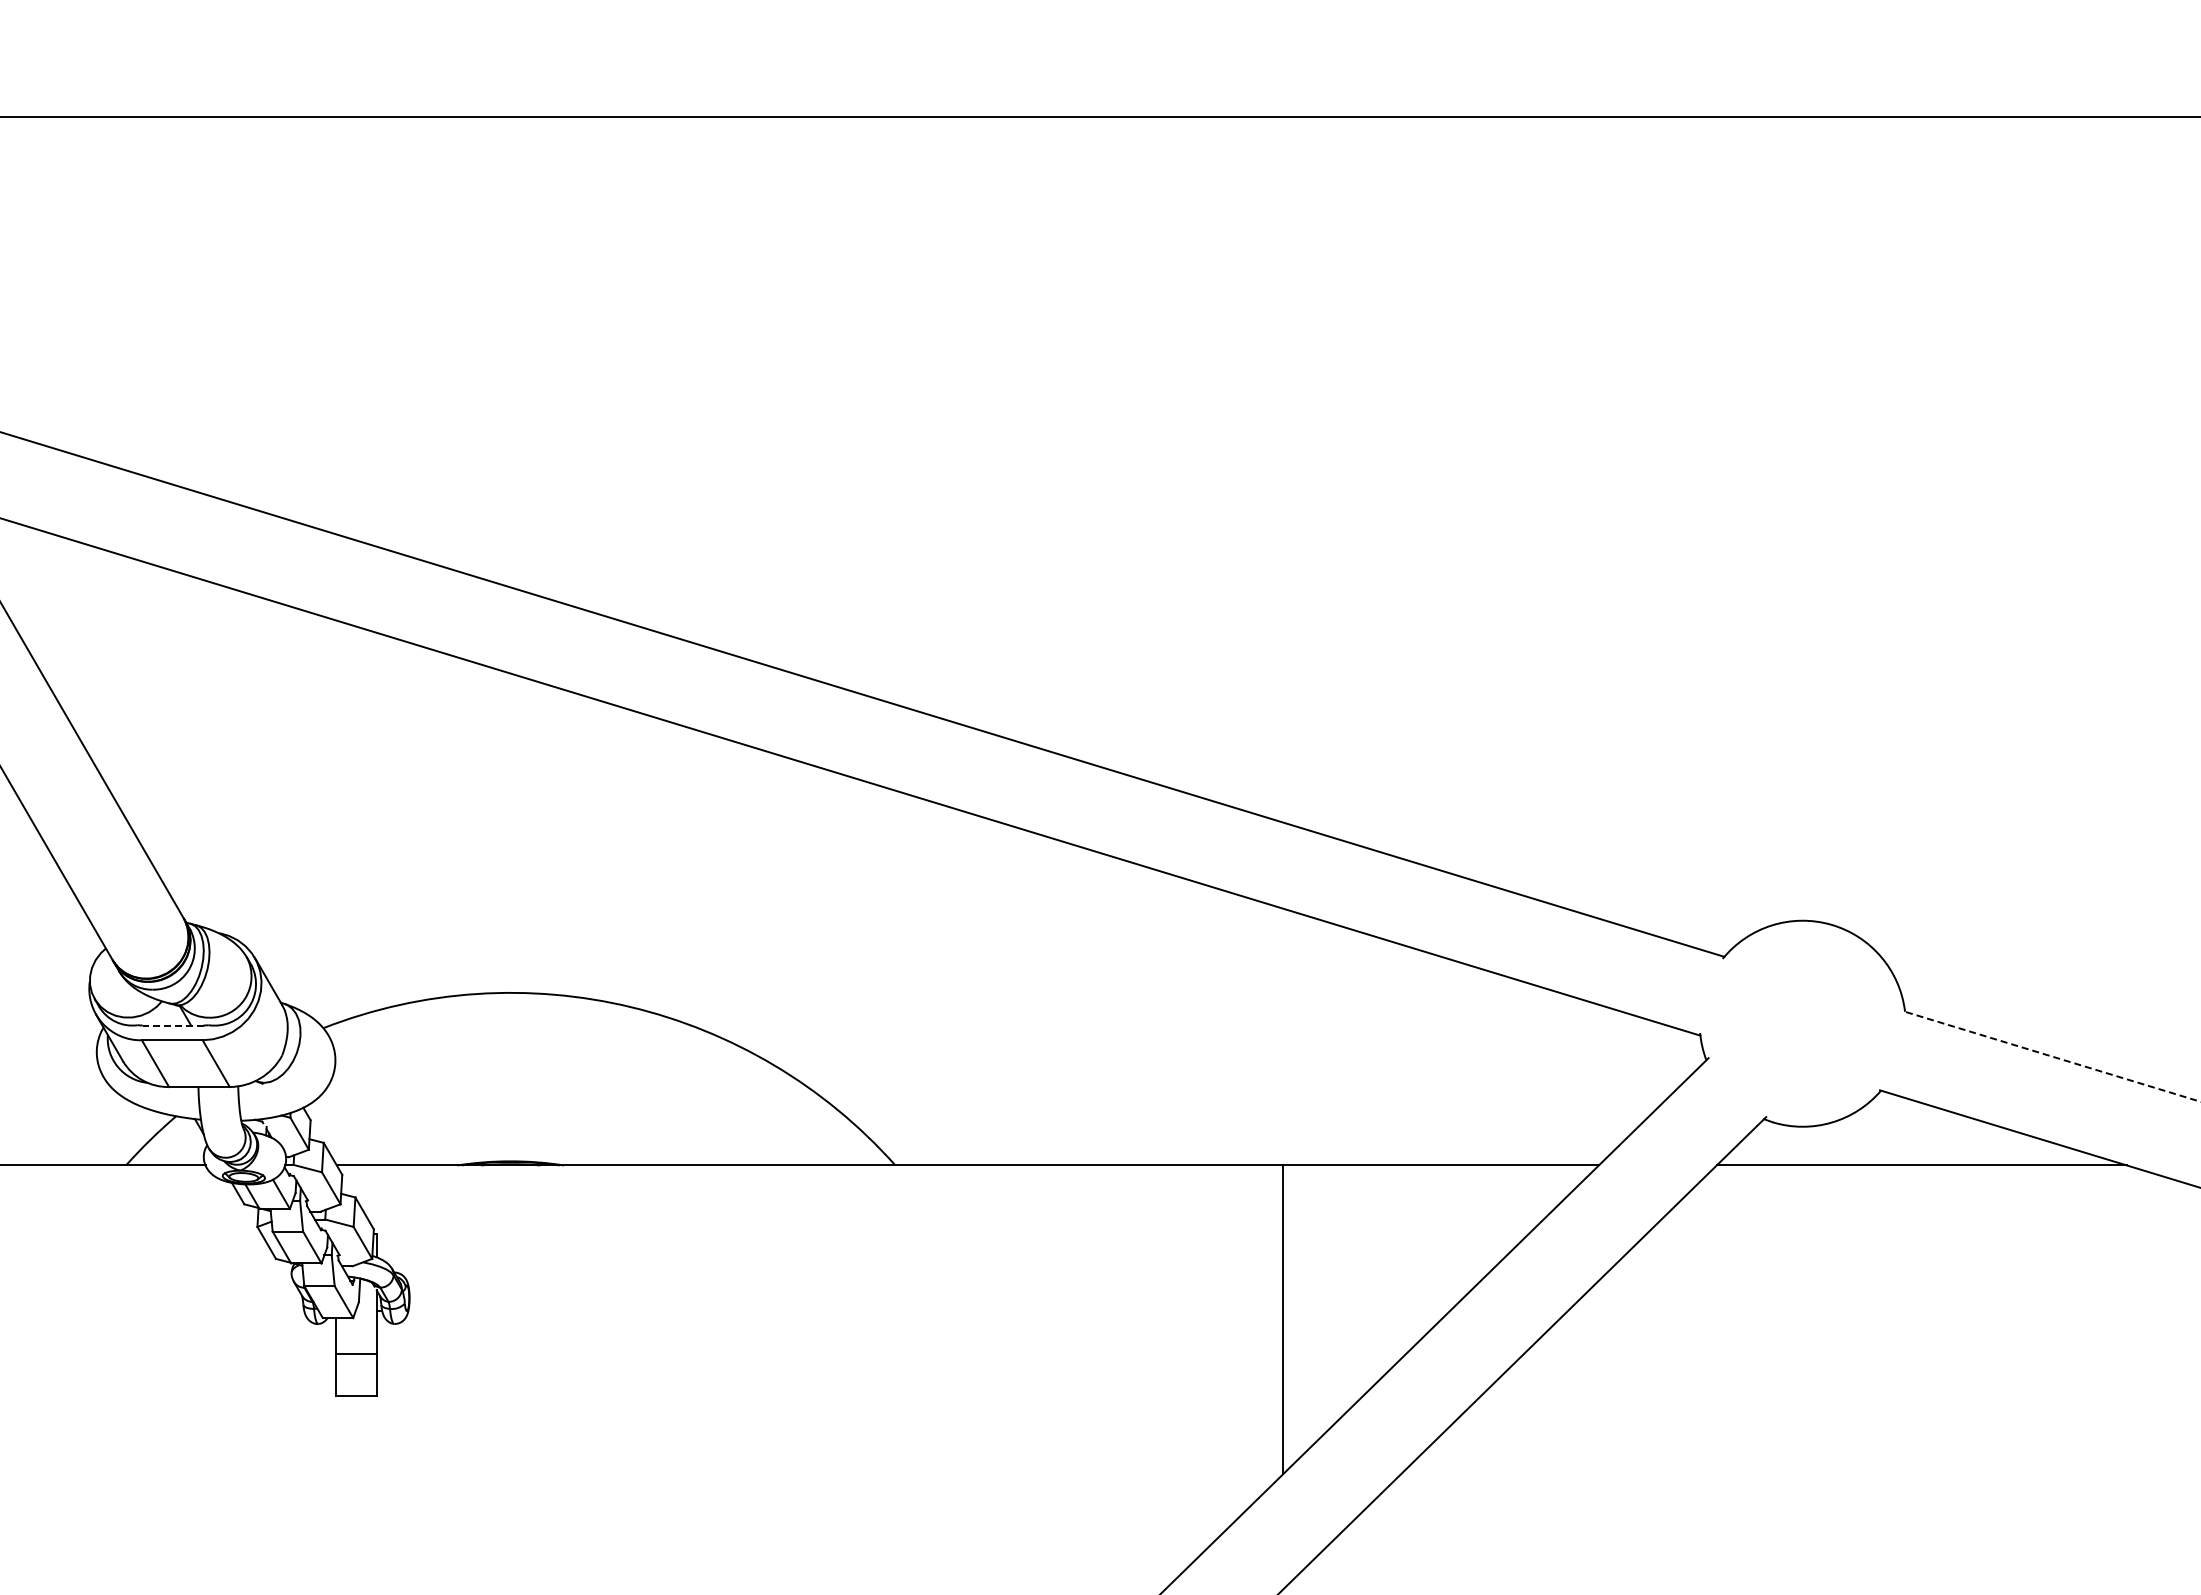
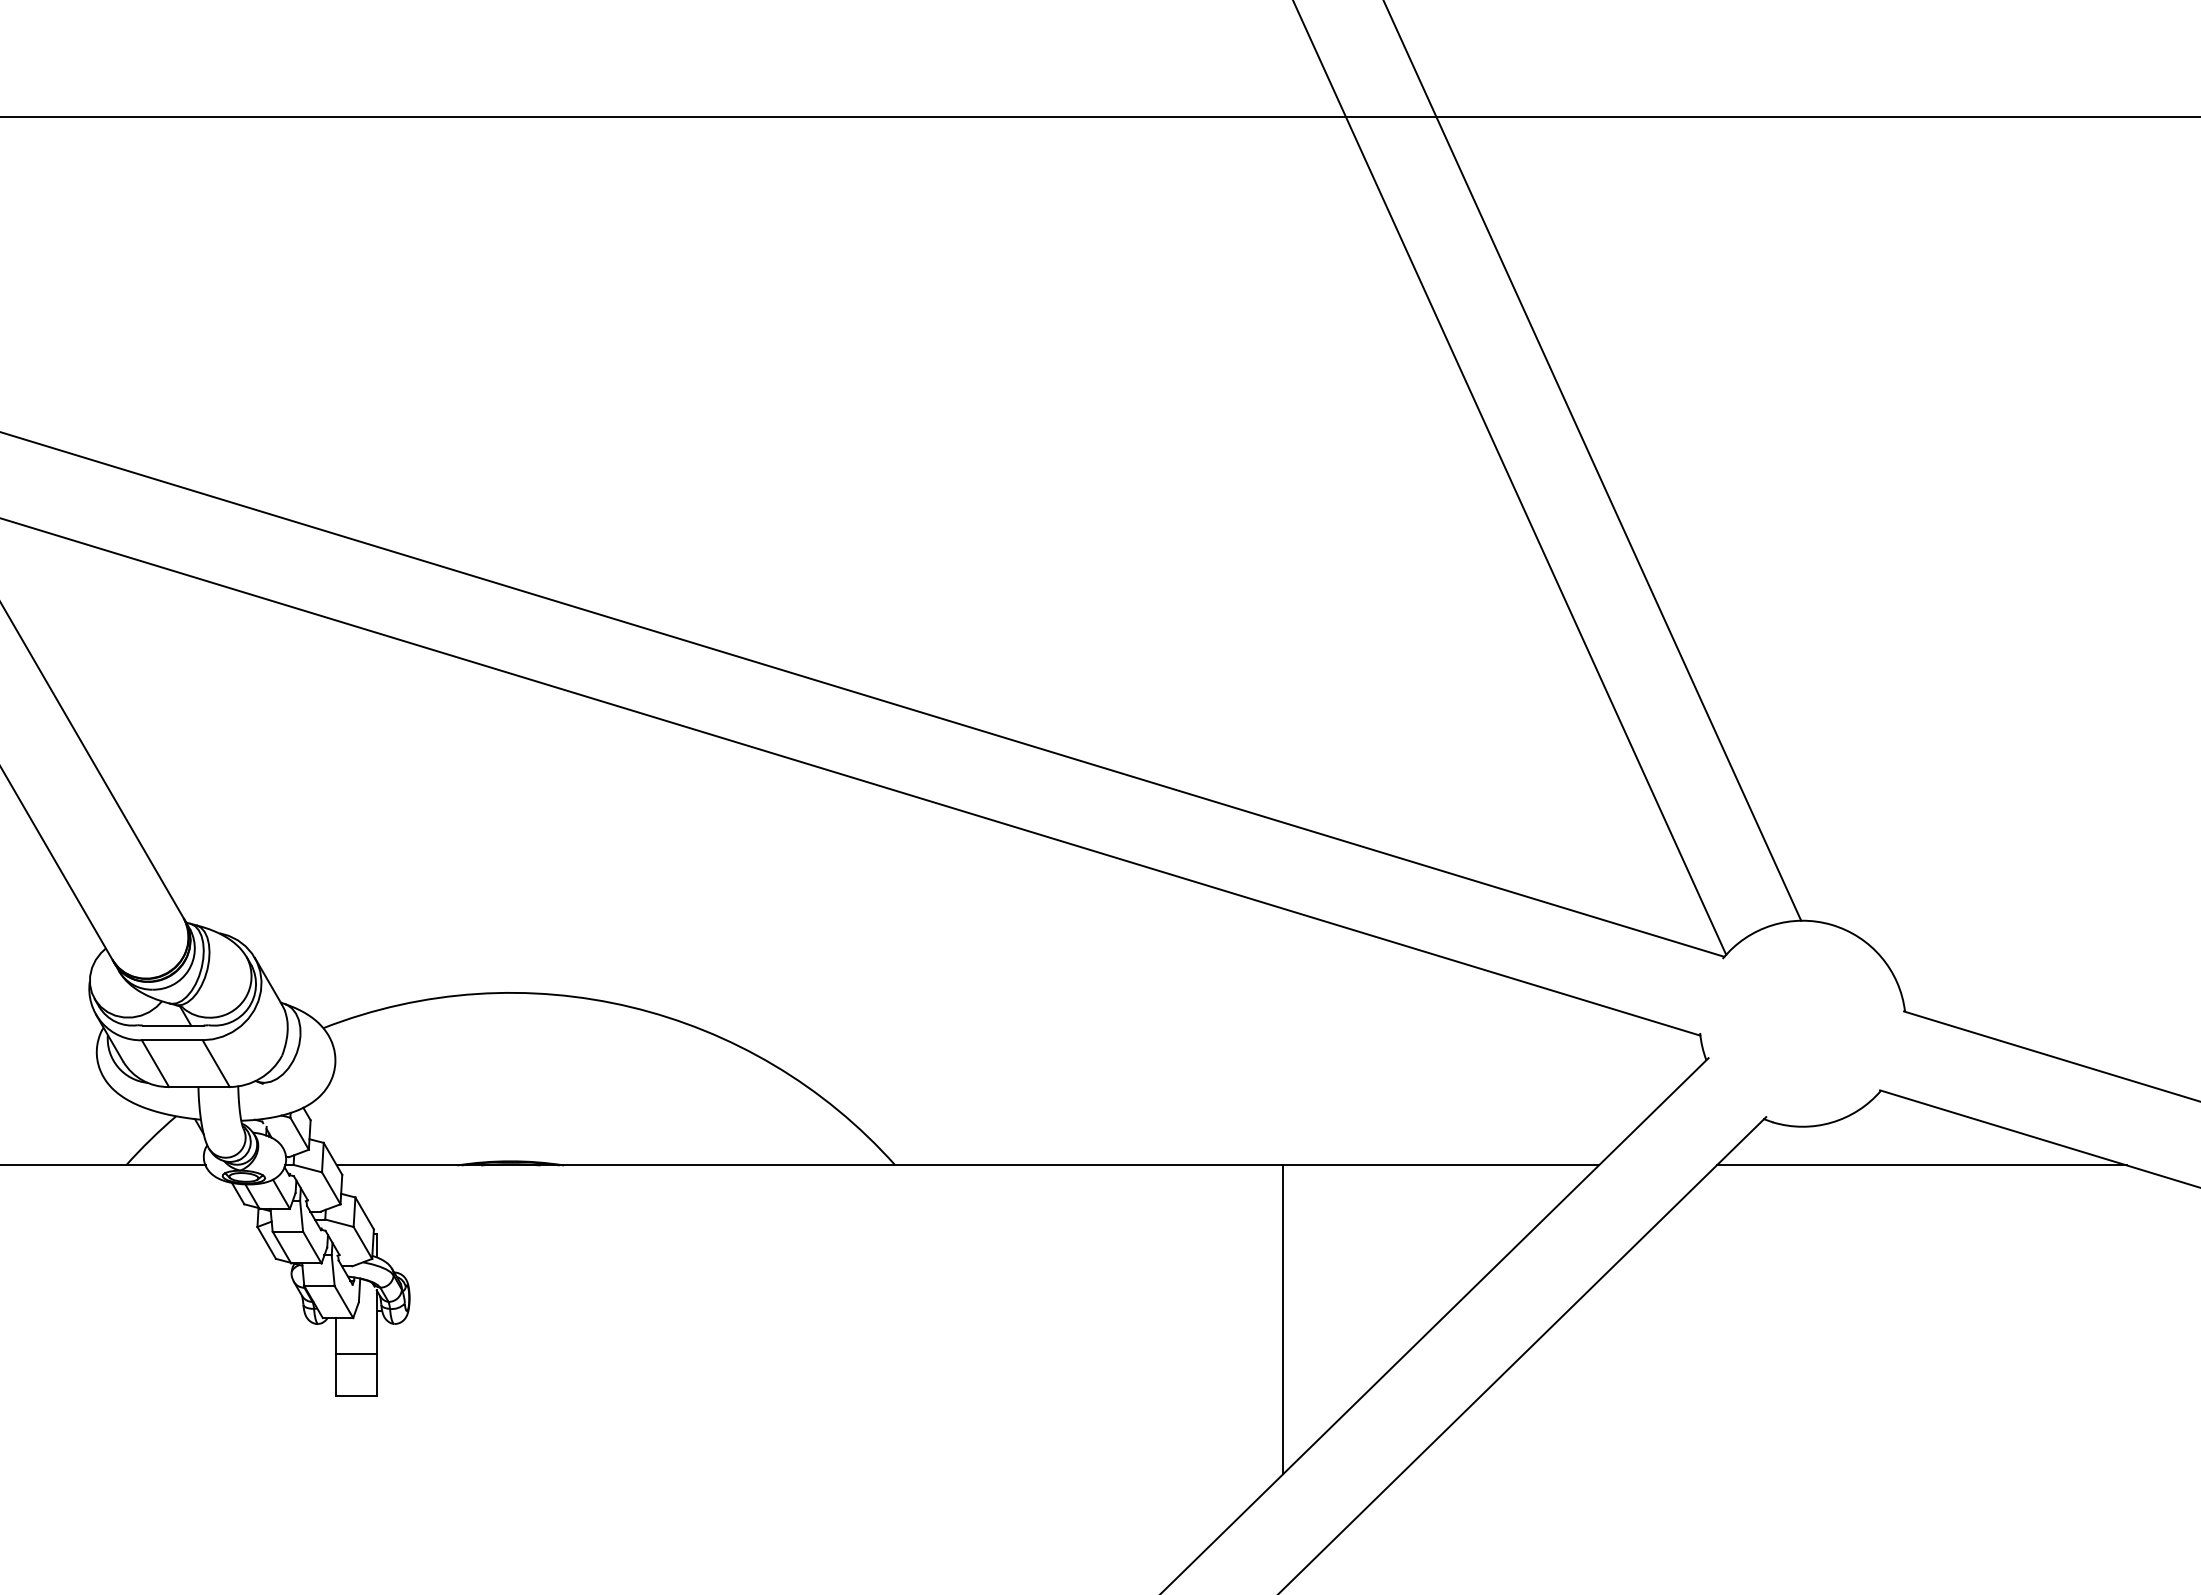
line: none -> present (1592, 461)
line: none -> present (1510, 478)
line: dashed -> solid (172, 1025)
line: dashed -> solid (2052, 1056)
